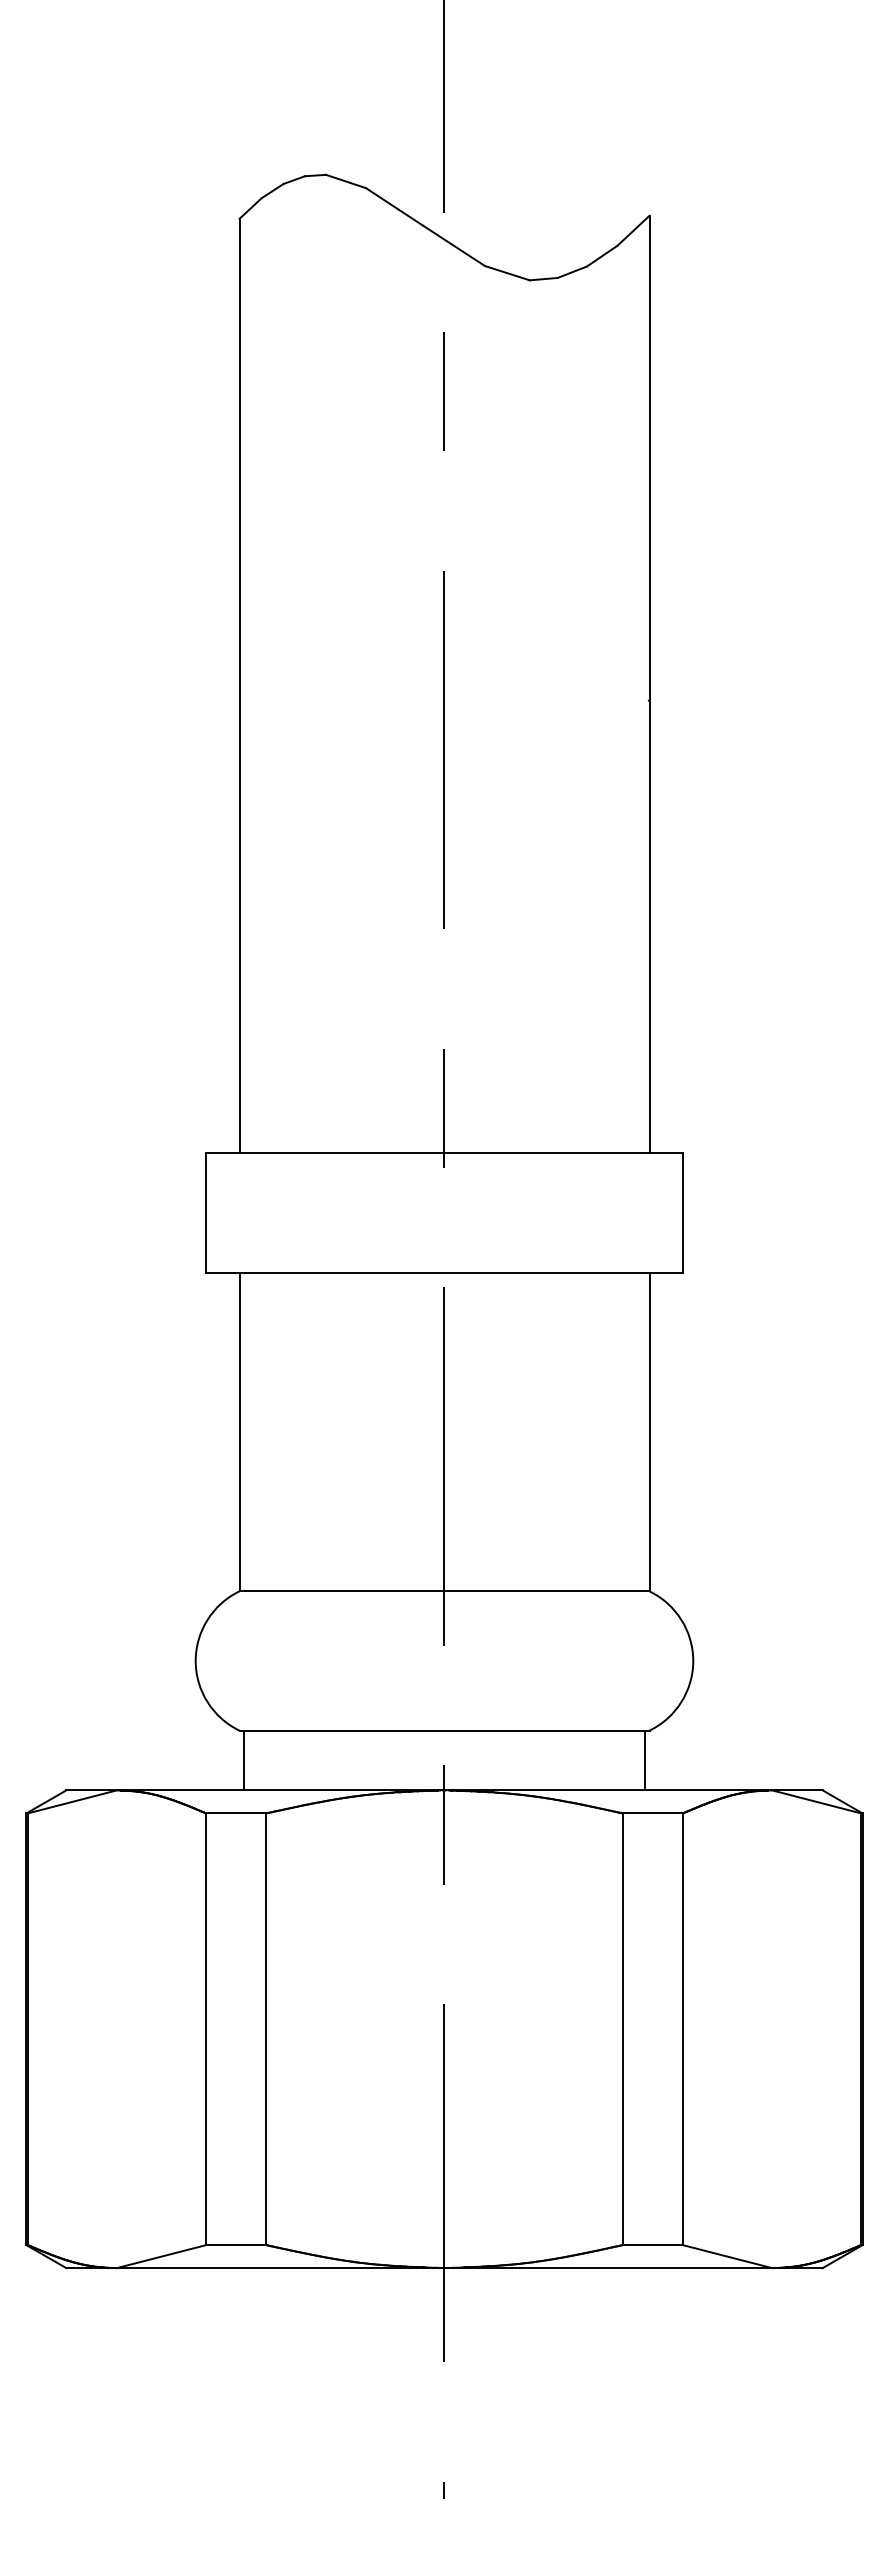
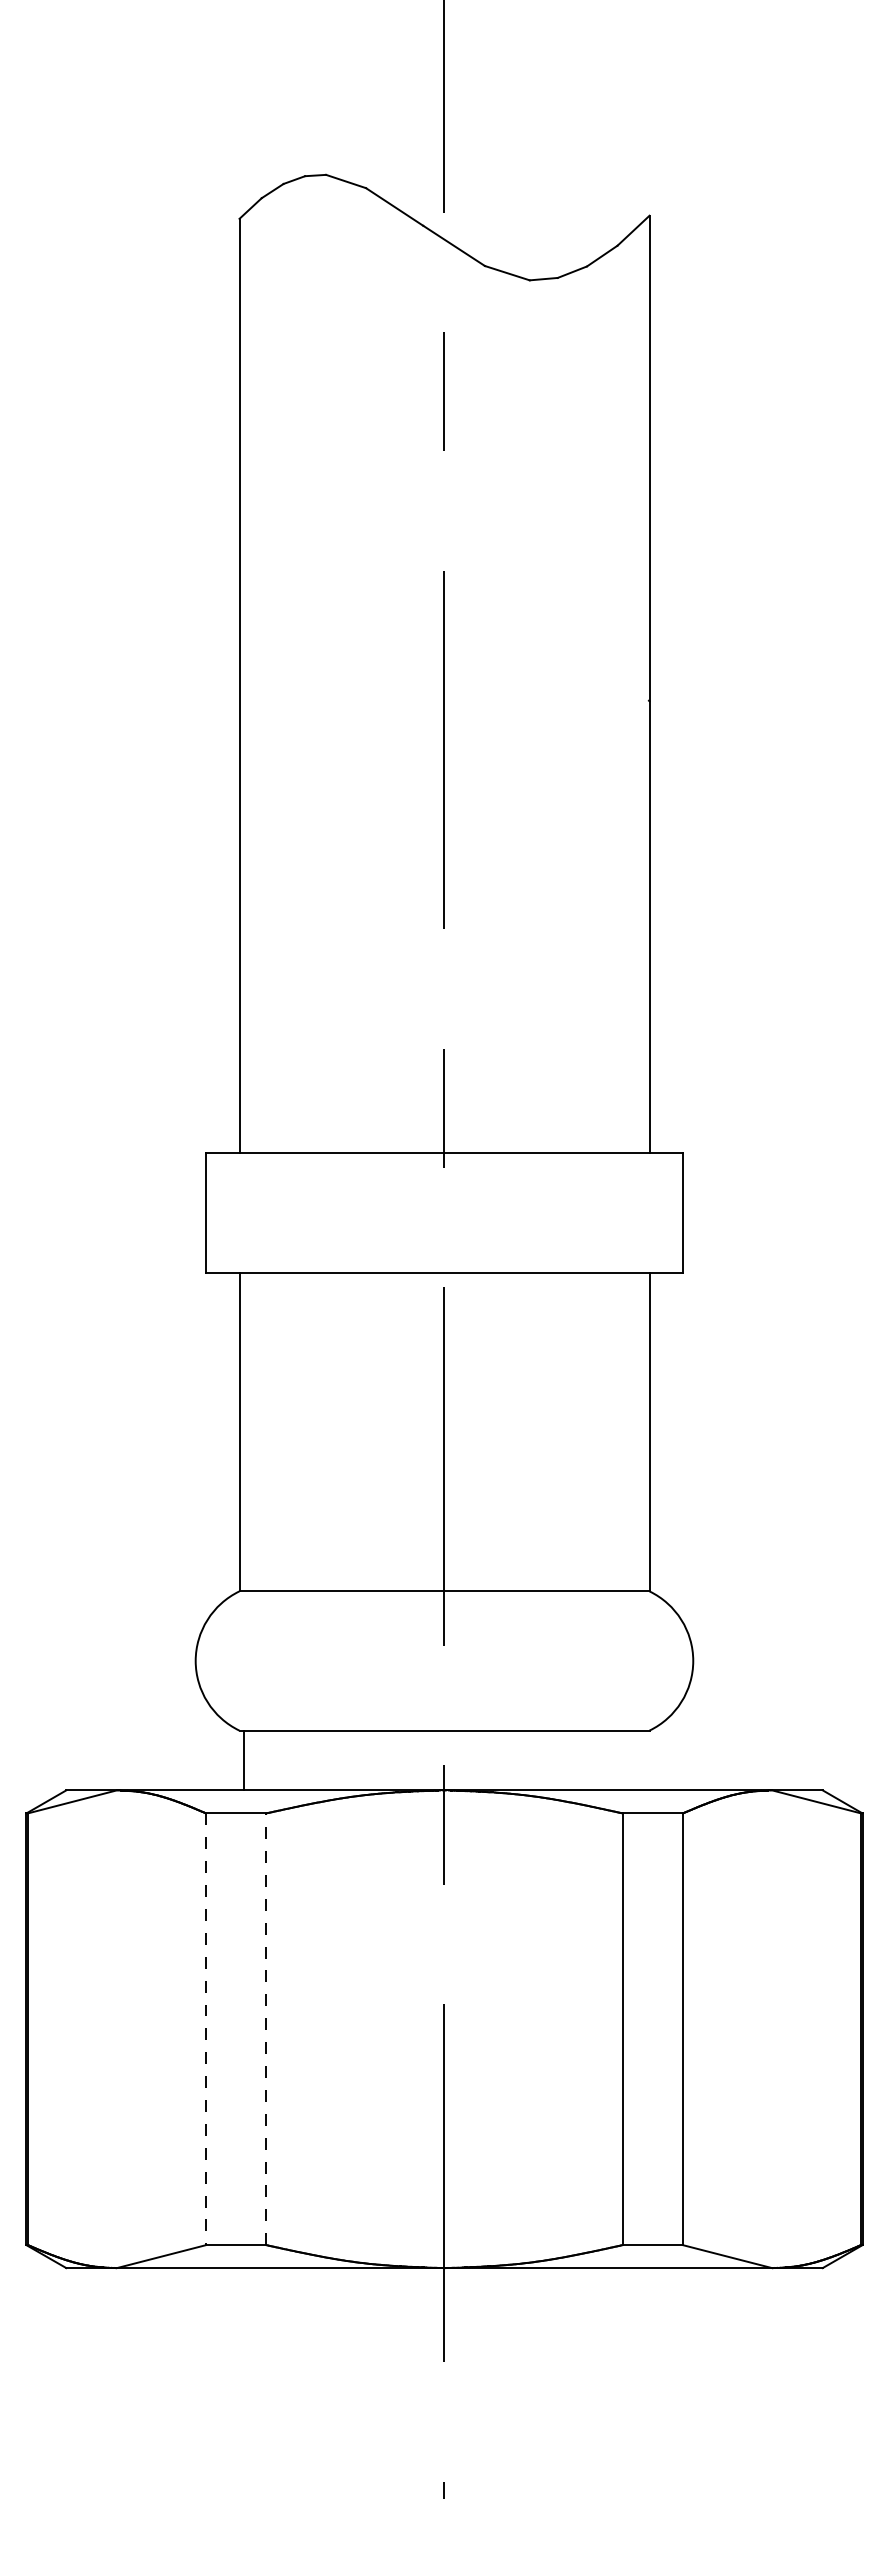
line: present -> none (645, 1760)
line: solid -> dashed (205, 2029)
line: solid -> dashed (266, 2029)
